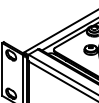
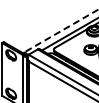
line: solid -> dashed (60, 31)
